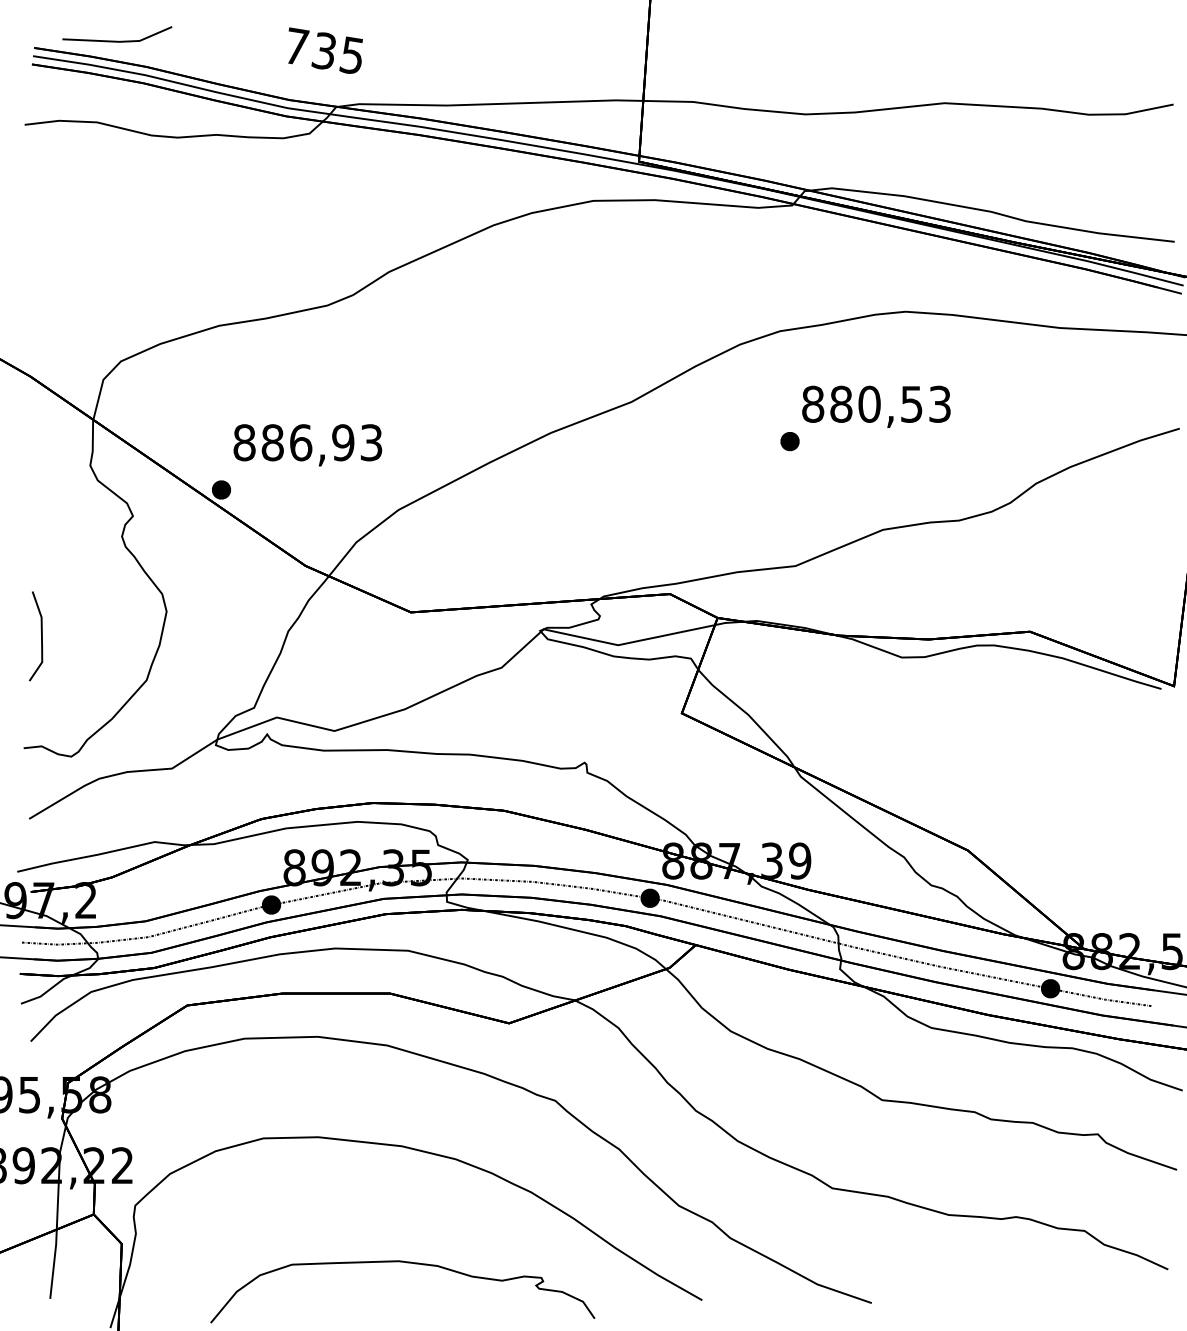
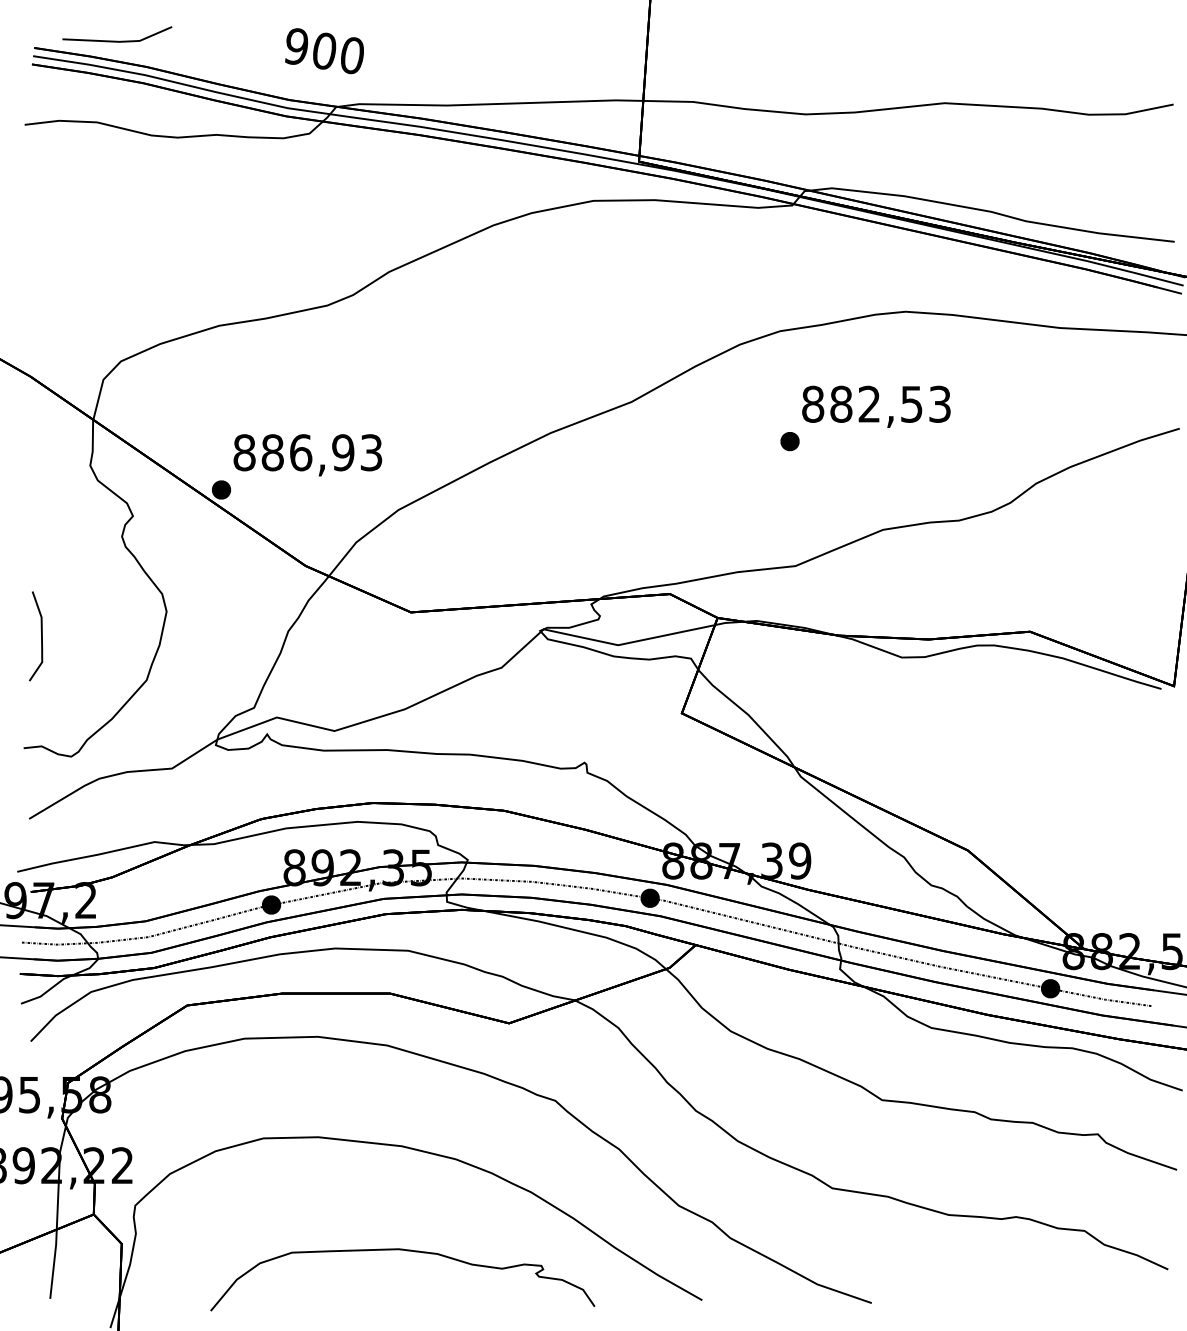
text: 735 -> 900 (324, 50)
text: 880,53 -> 882,53 (869, 403)
text position: (307, 445) -> (307, 455) (307, 455)
part position: (406, 1263) -> (406, 1251) (406, 1251)
